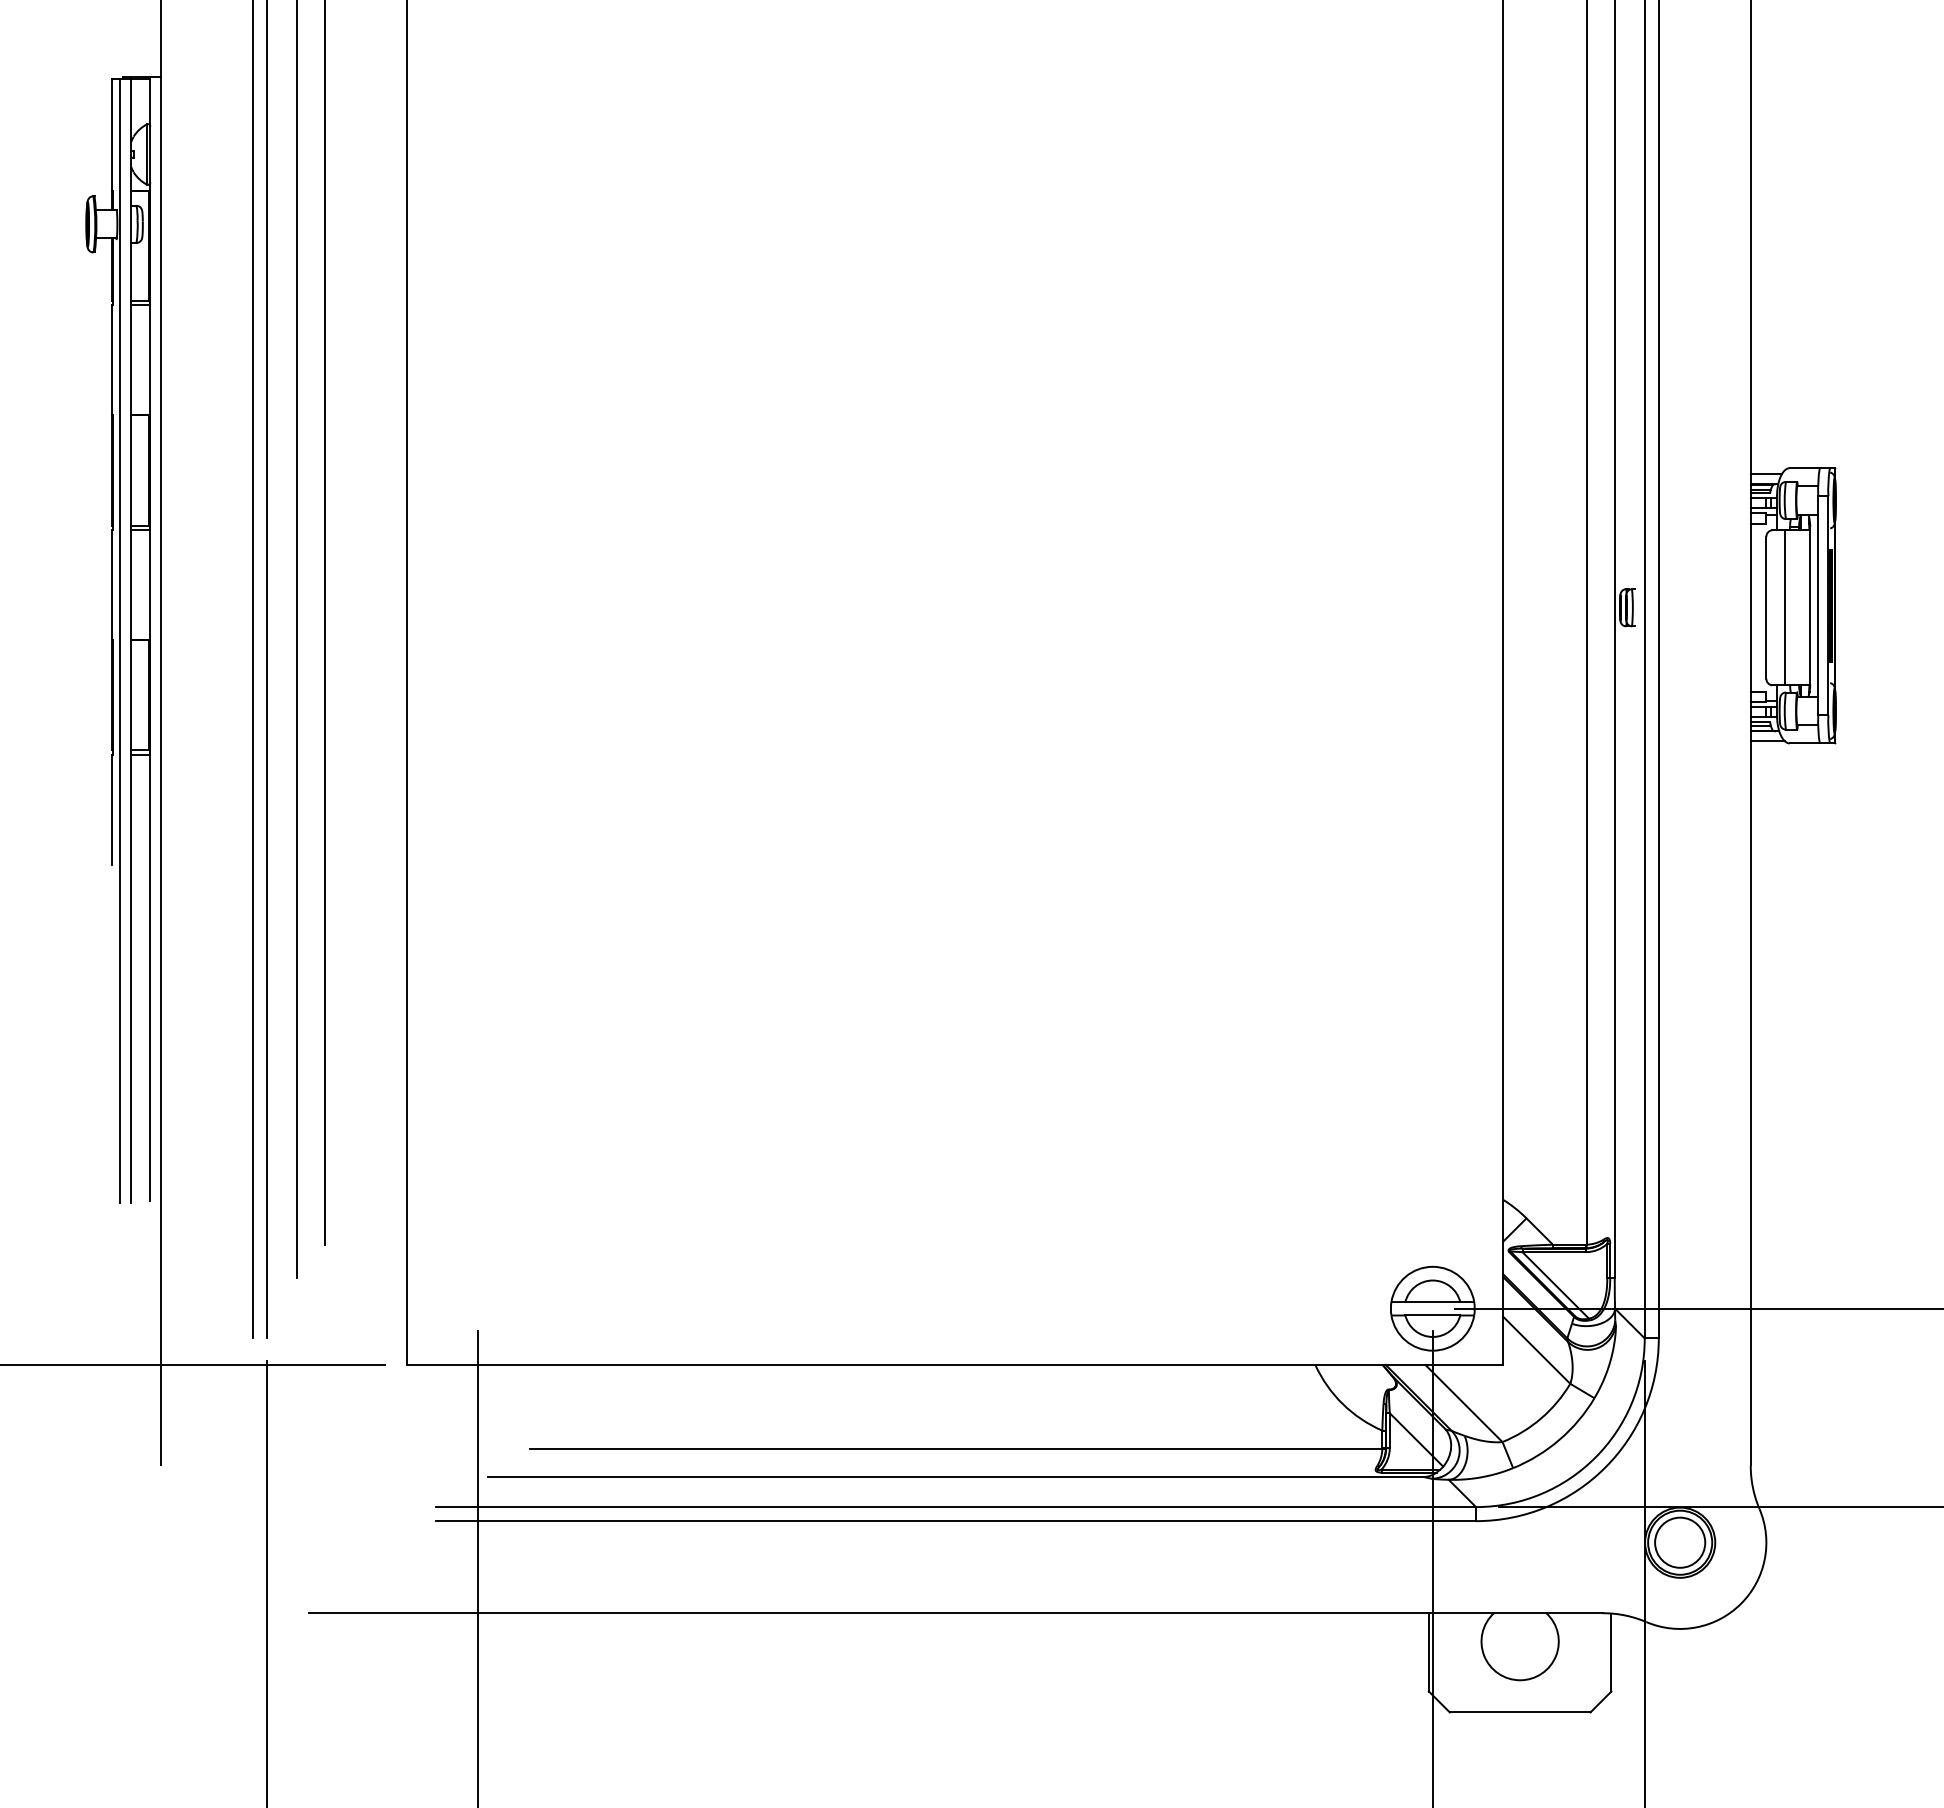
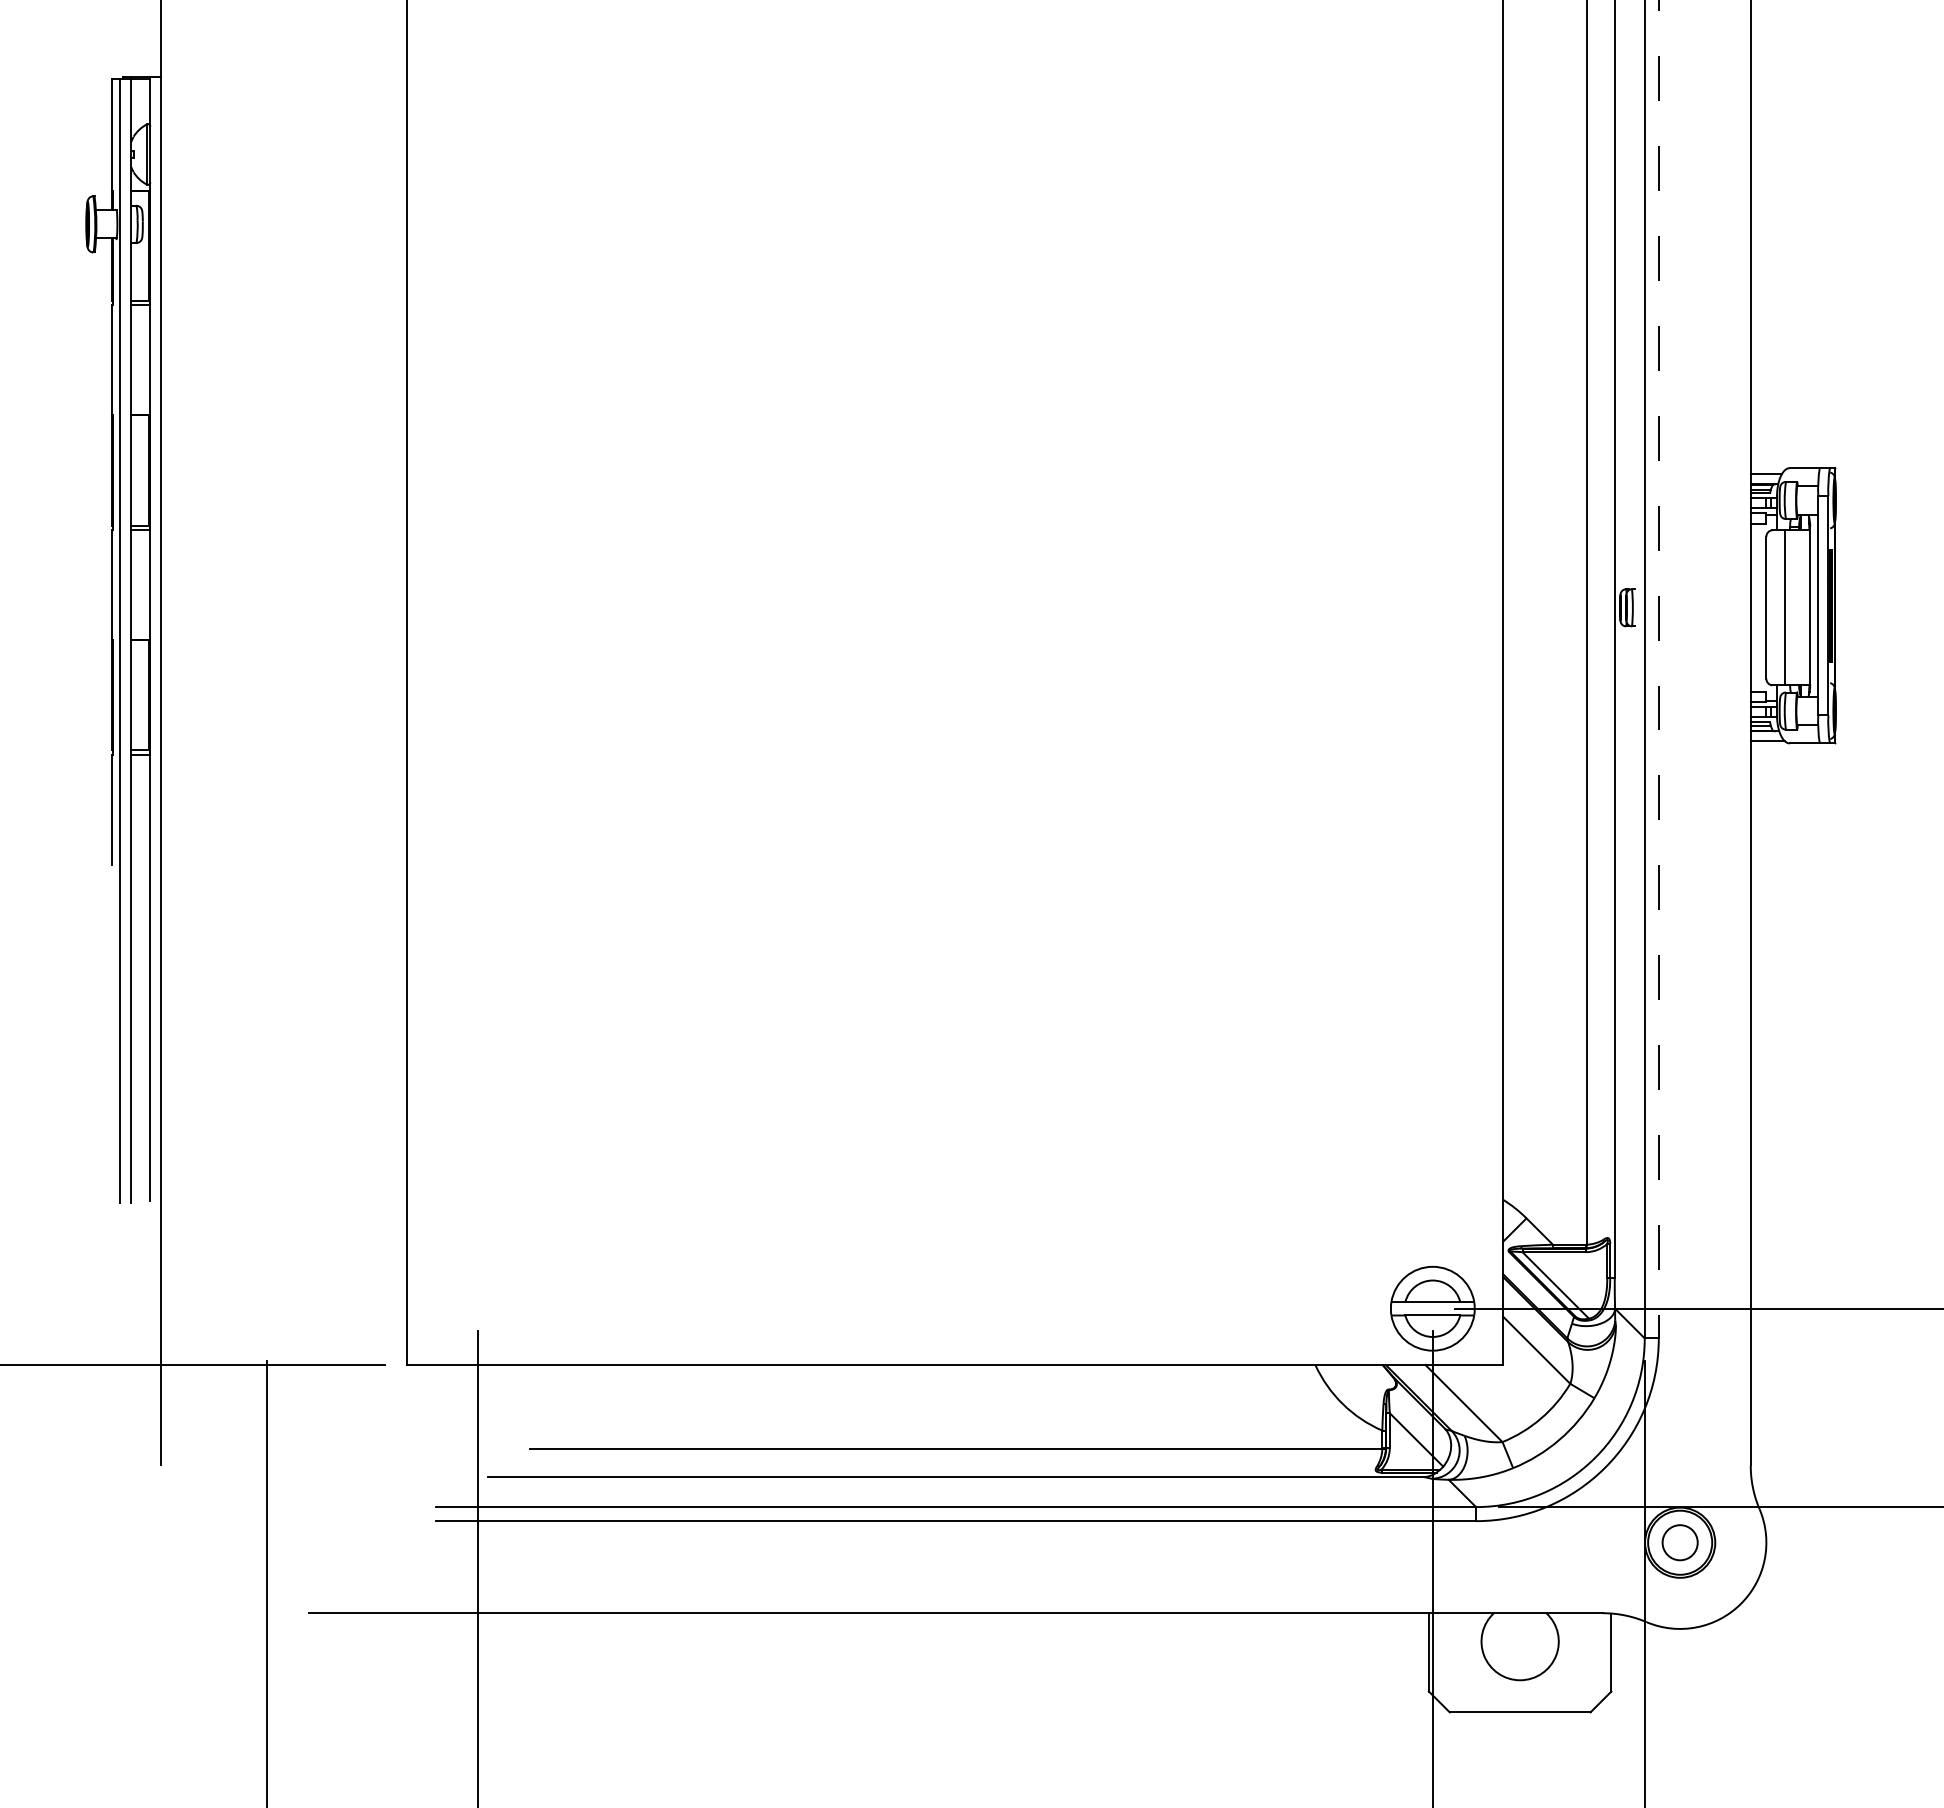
line: present -> none (325, 623)
line: present -> none (297, 640)
line: solid -> dashed (1658, 669)
line: present -> none (253, 670)
line: present -> none (267, 670)
circle diameter: 50 px -> 35 px (1679, 1542)
